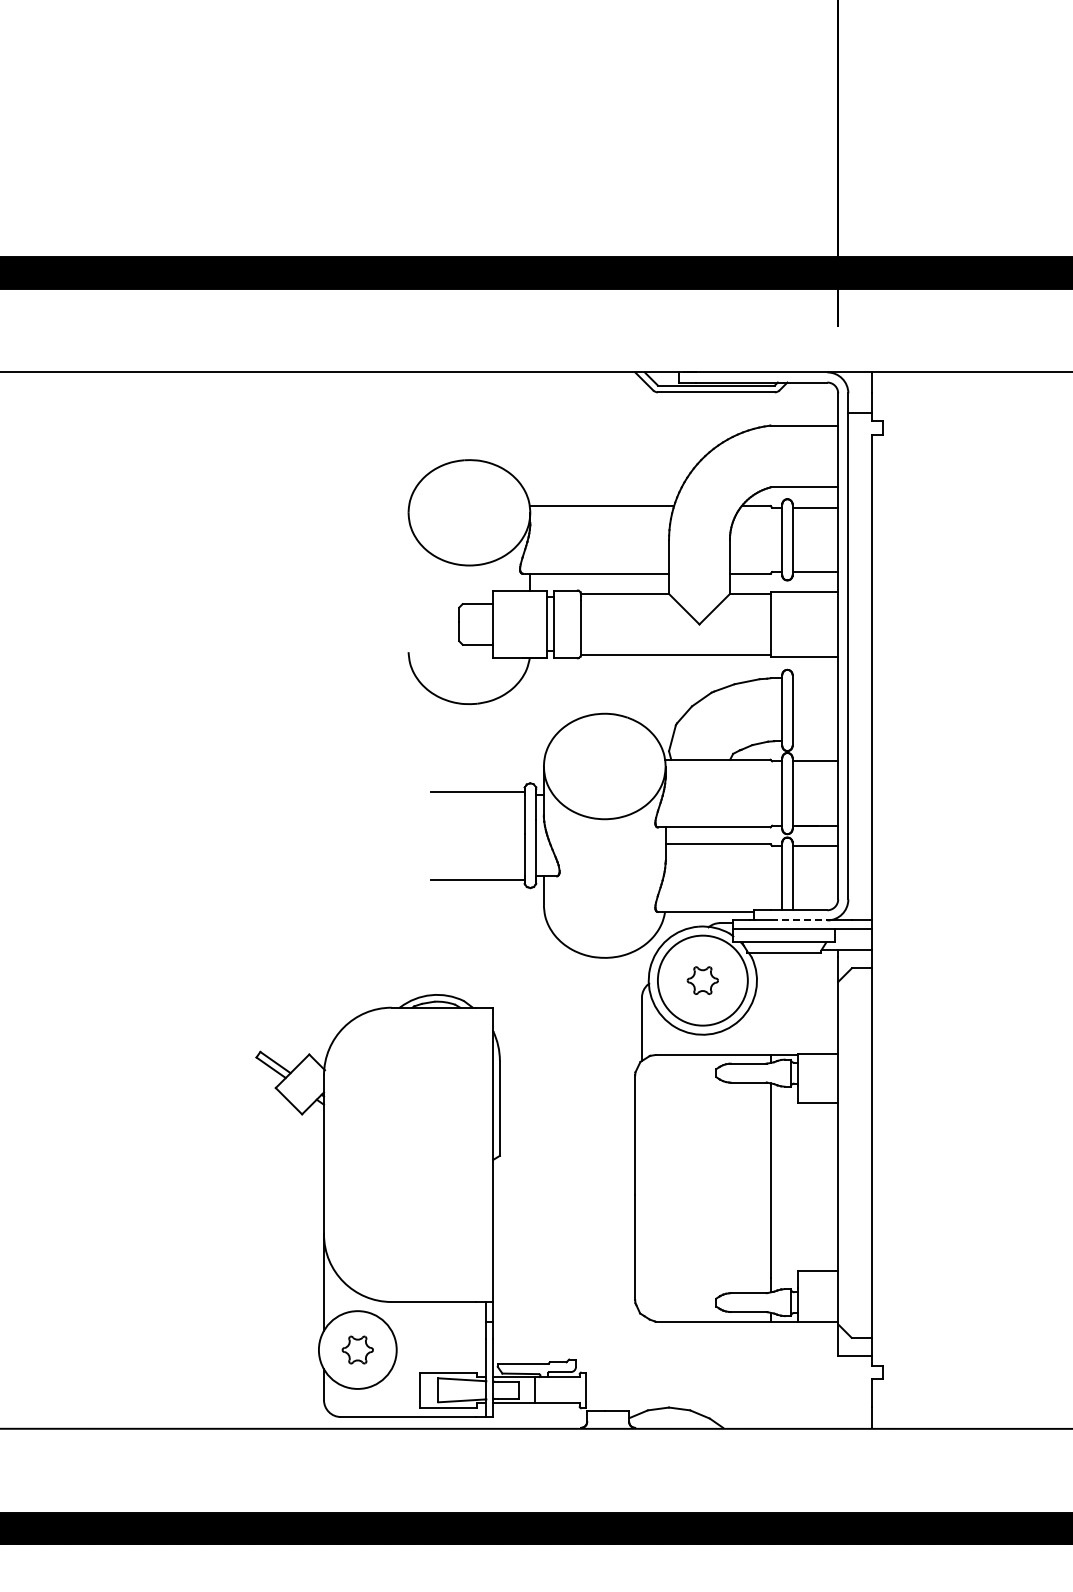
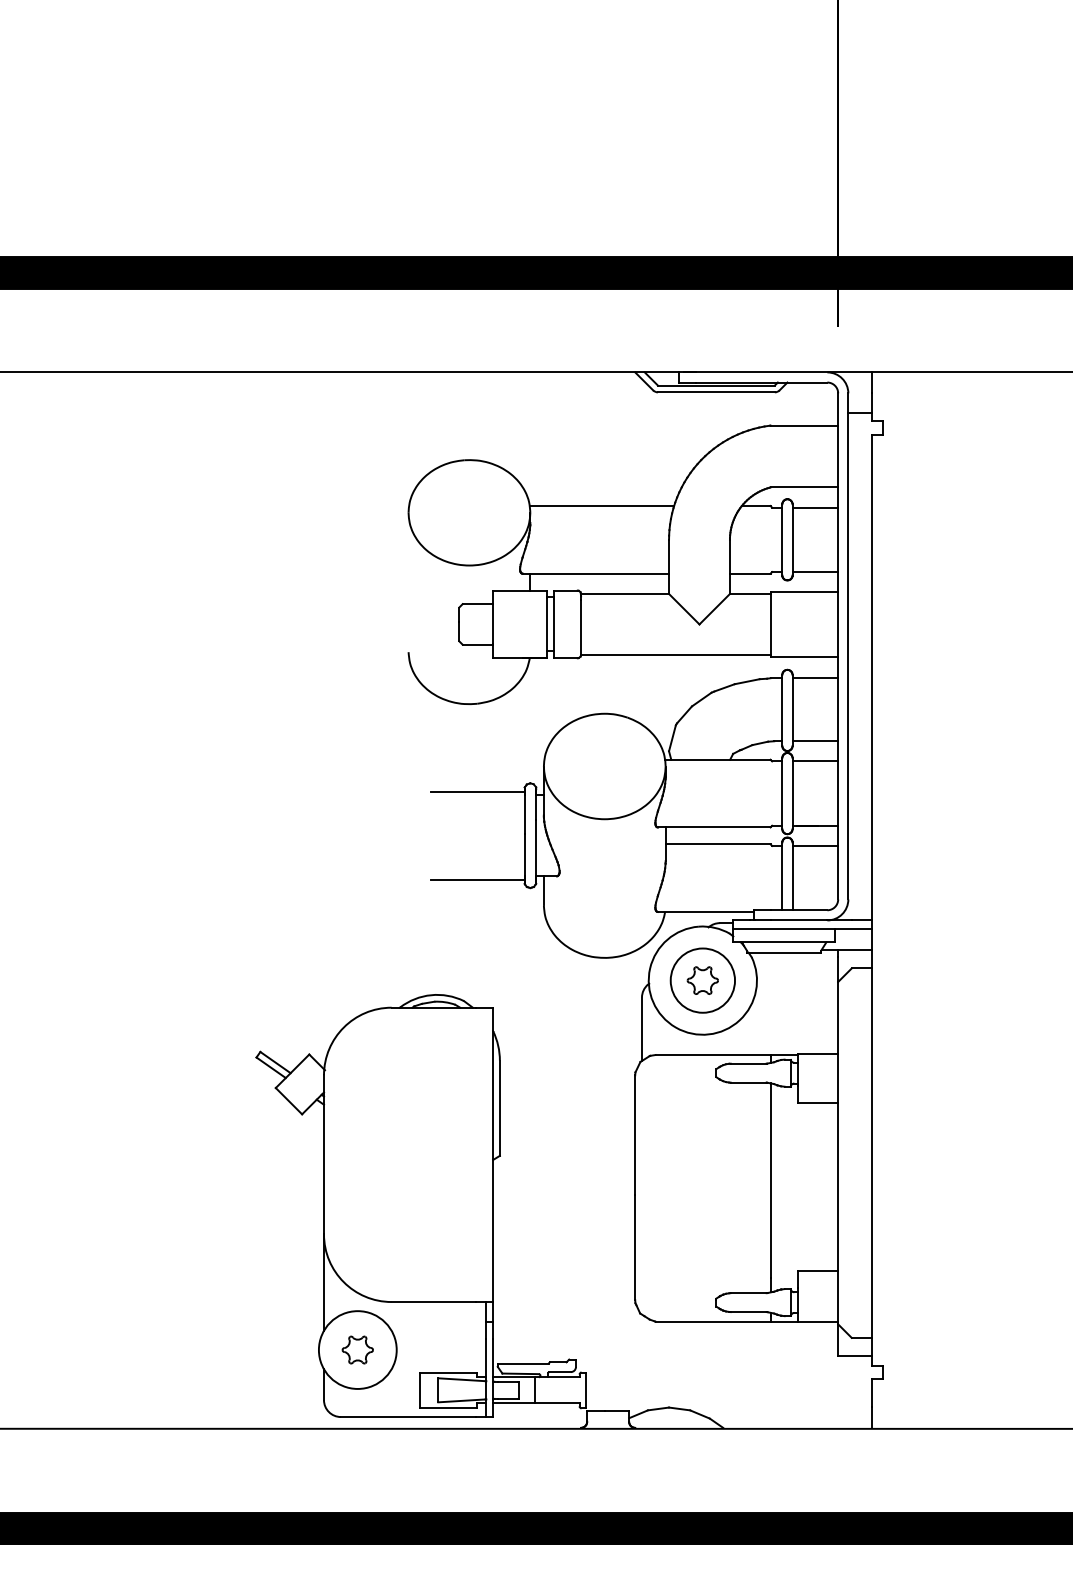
line: none -> present (815, 678)
line: none -> present (815, 741)
line: dashed -> solid (799, 920)
circle diameter: 90 px -> 64 px (702, 980)
